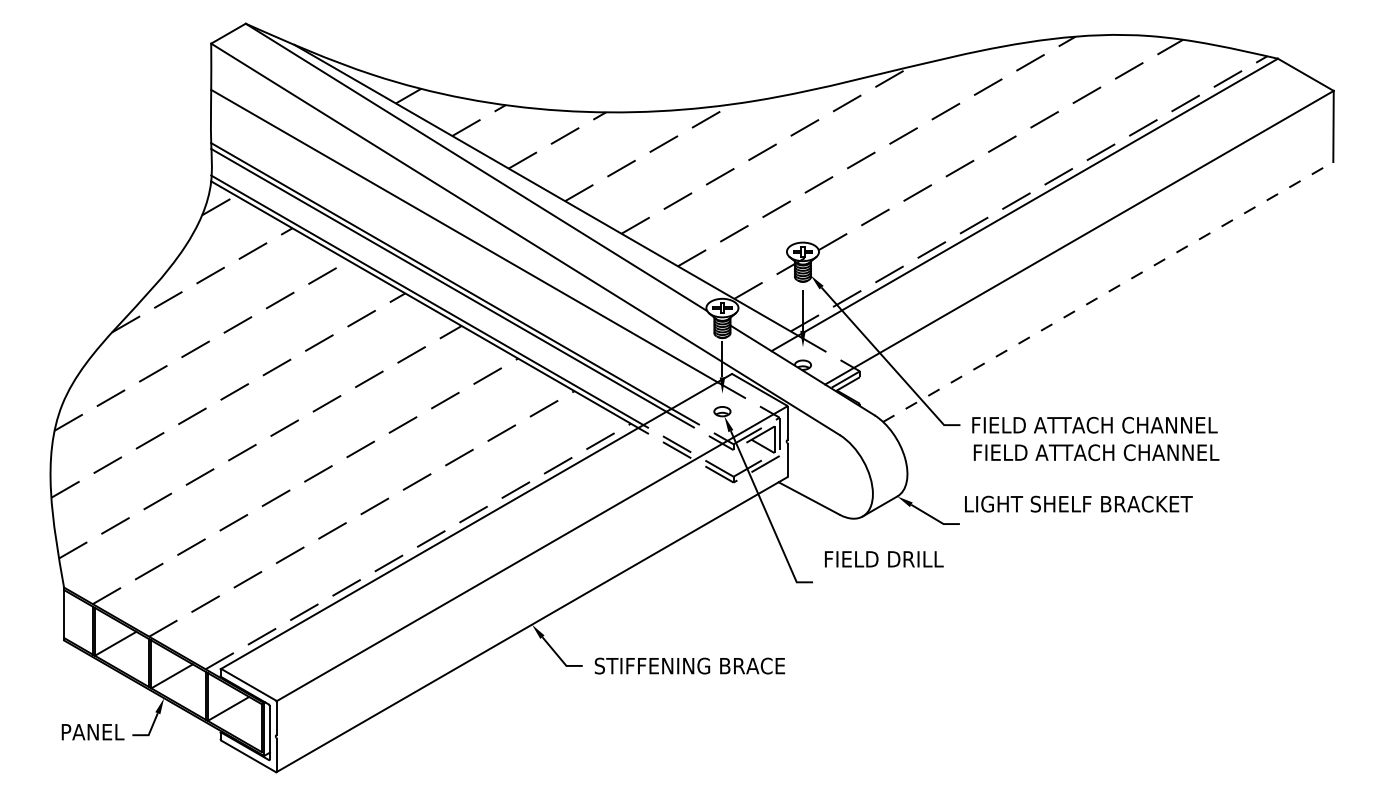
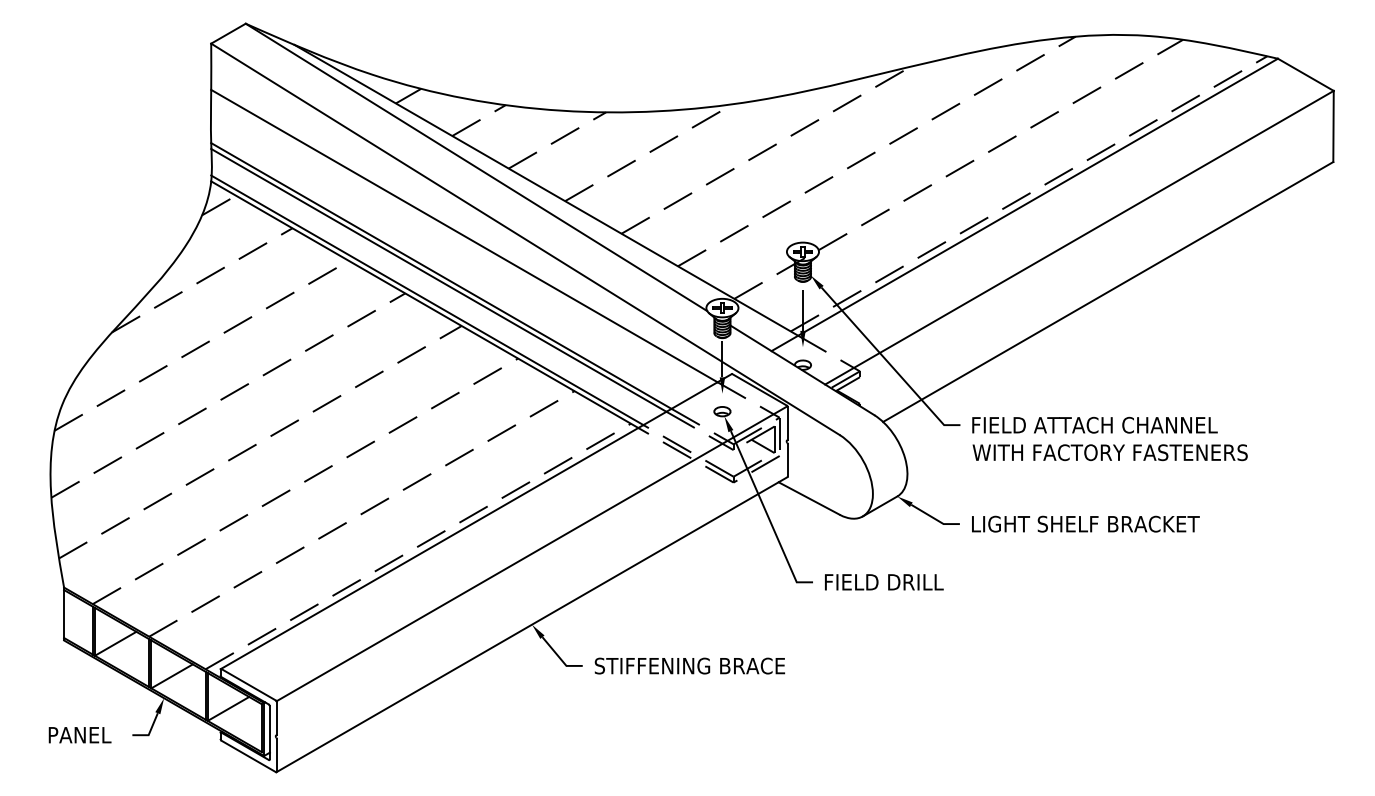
line: dashed -> solid (1108, 292)
text: FIELD ATTACH CHANNEL -> WITH FACTORY FASTENERS (1109, 452)
text position: (1078, 503) -> (1085, 523) (1085, 523)
text position: (884, 559) -> (884, 582) (884, 582)
text position: (92, 732) -> (79, 735) (79, 735)
